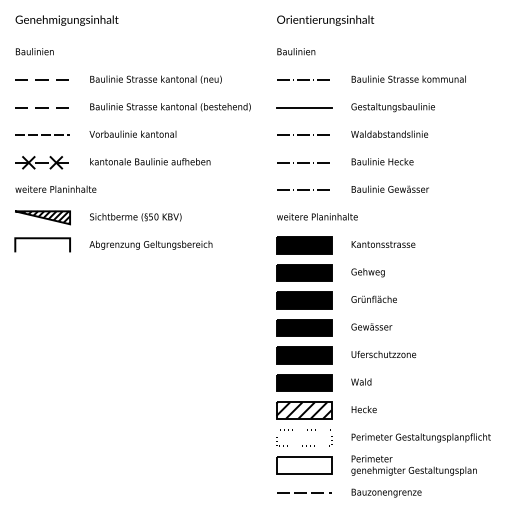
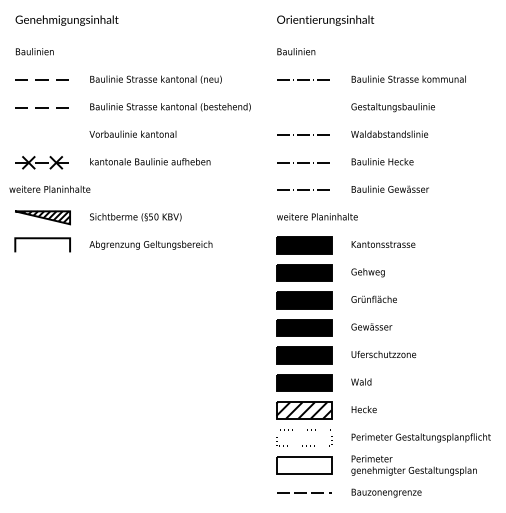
line: present -> none (303, 107)
line: present -> none (42, 135)
text position: (55, 188) -> (49, 188) (49, 188)
